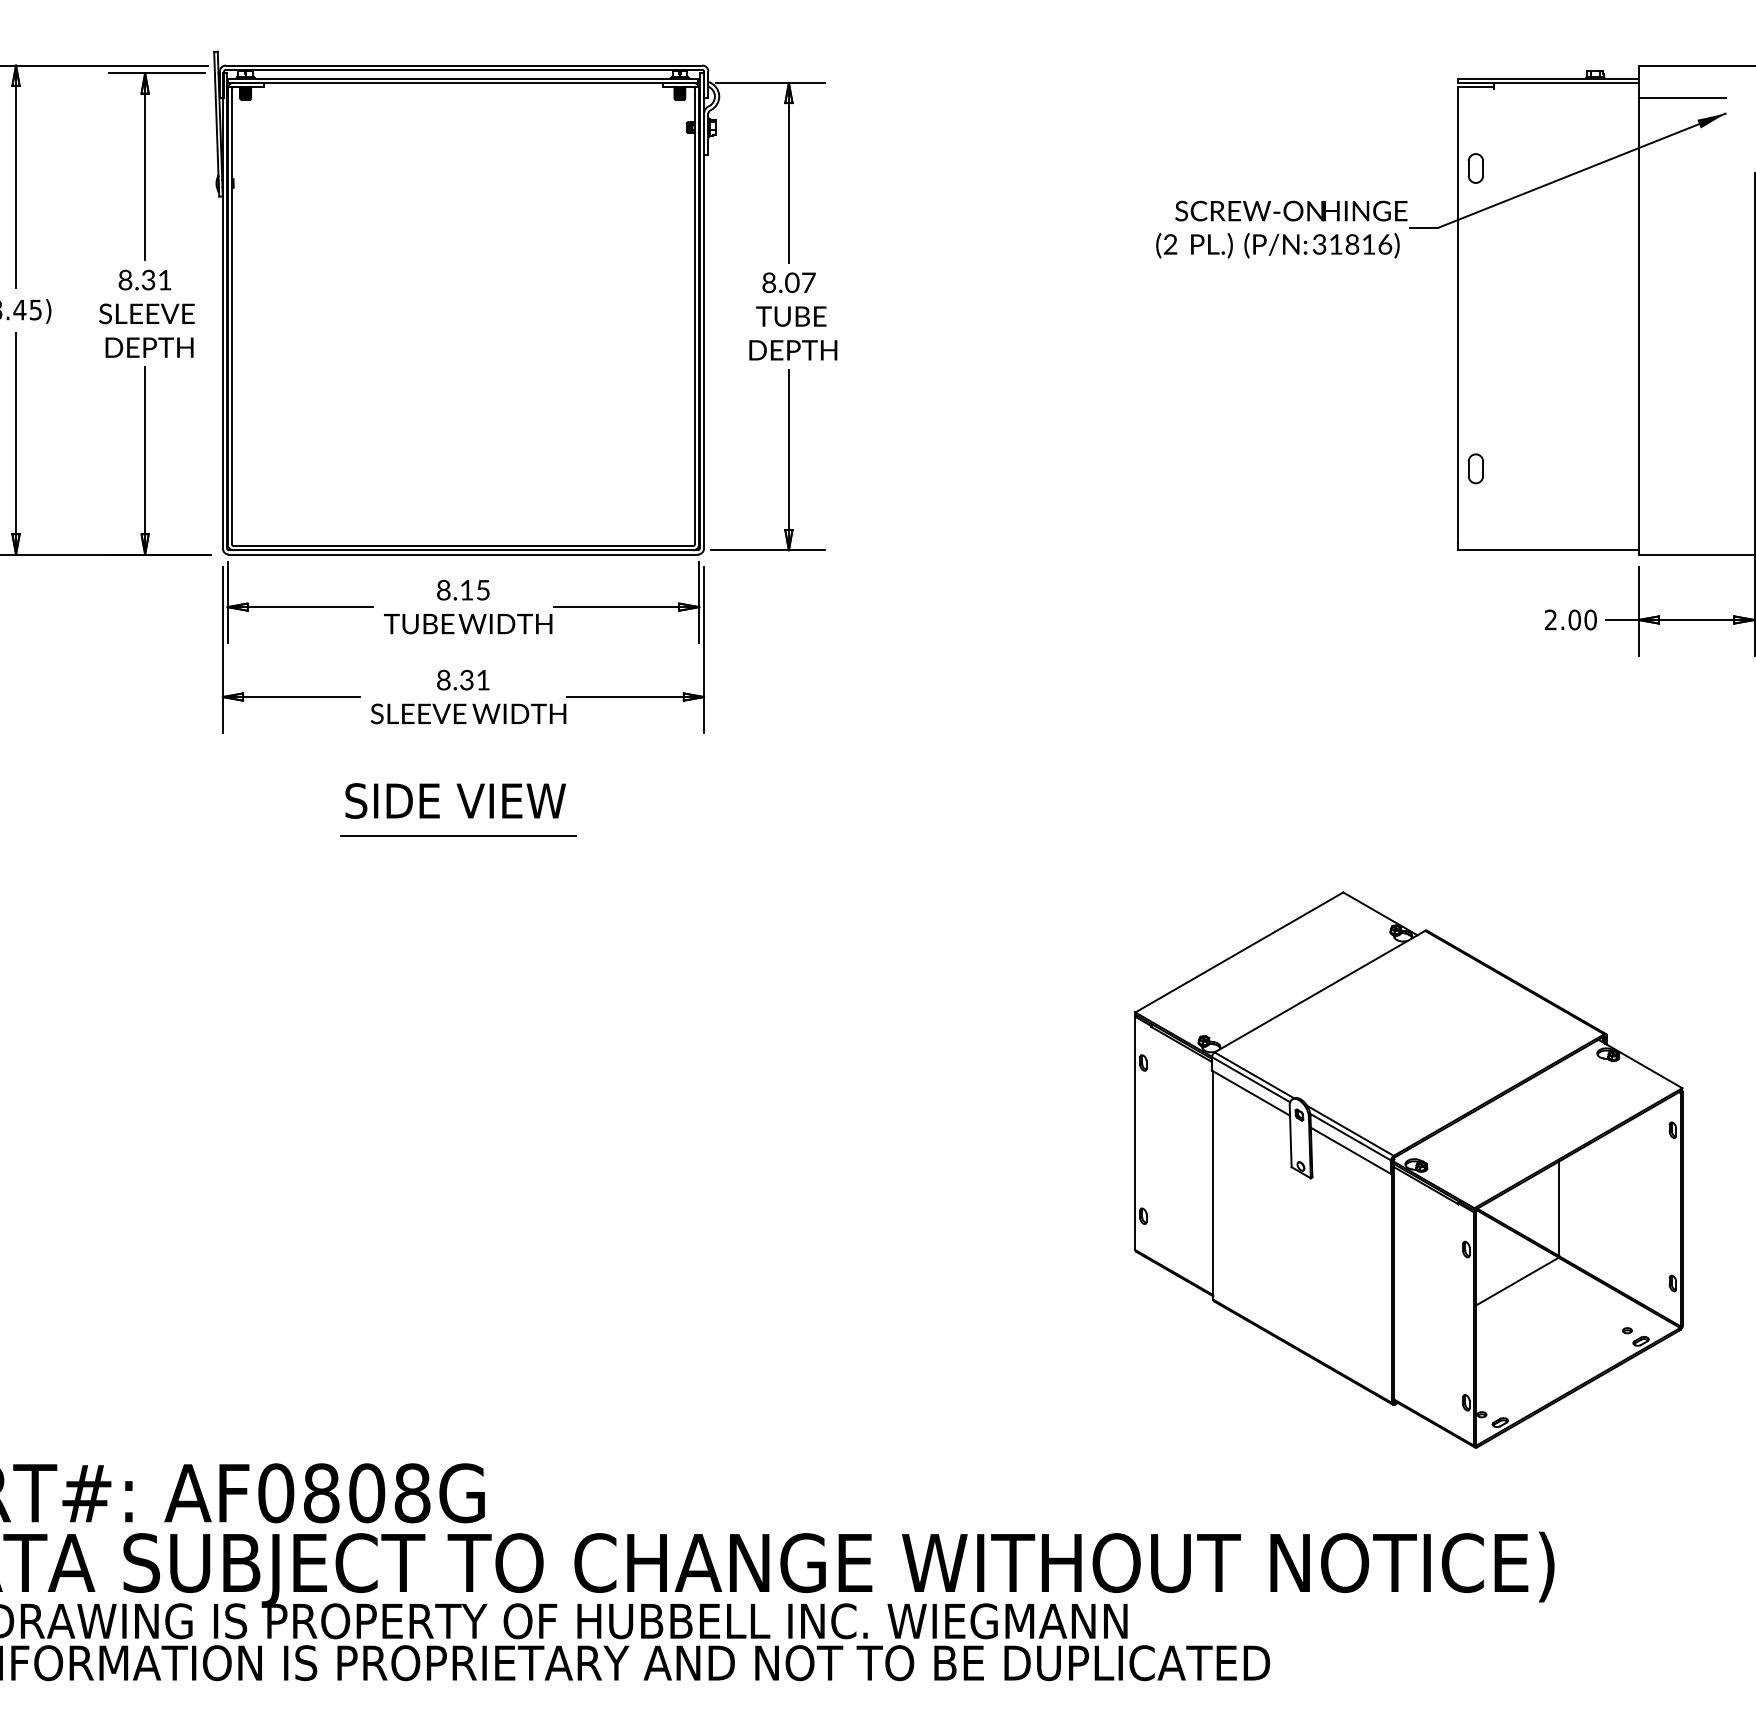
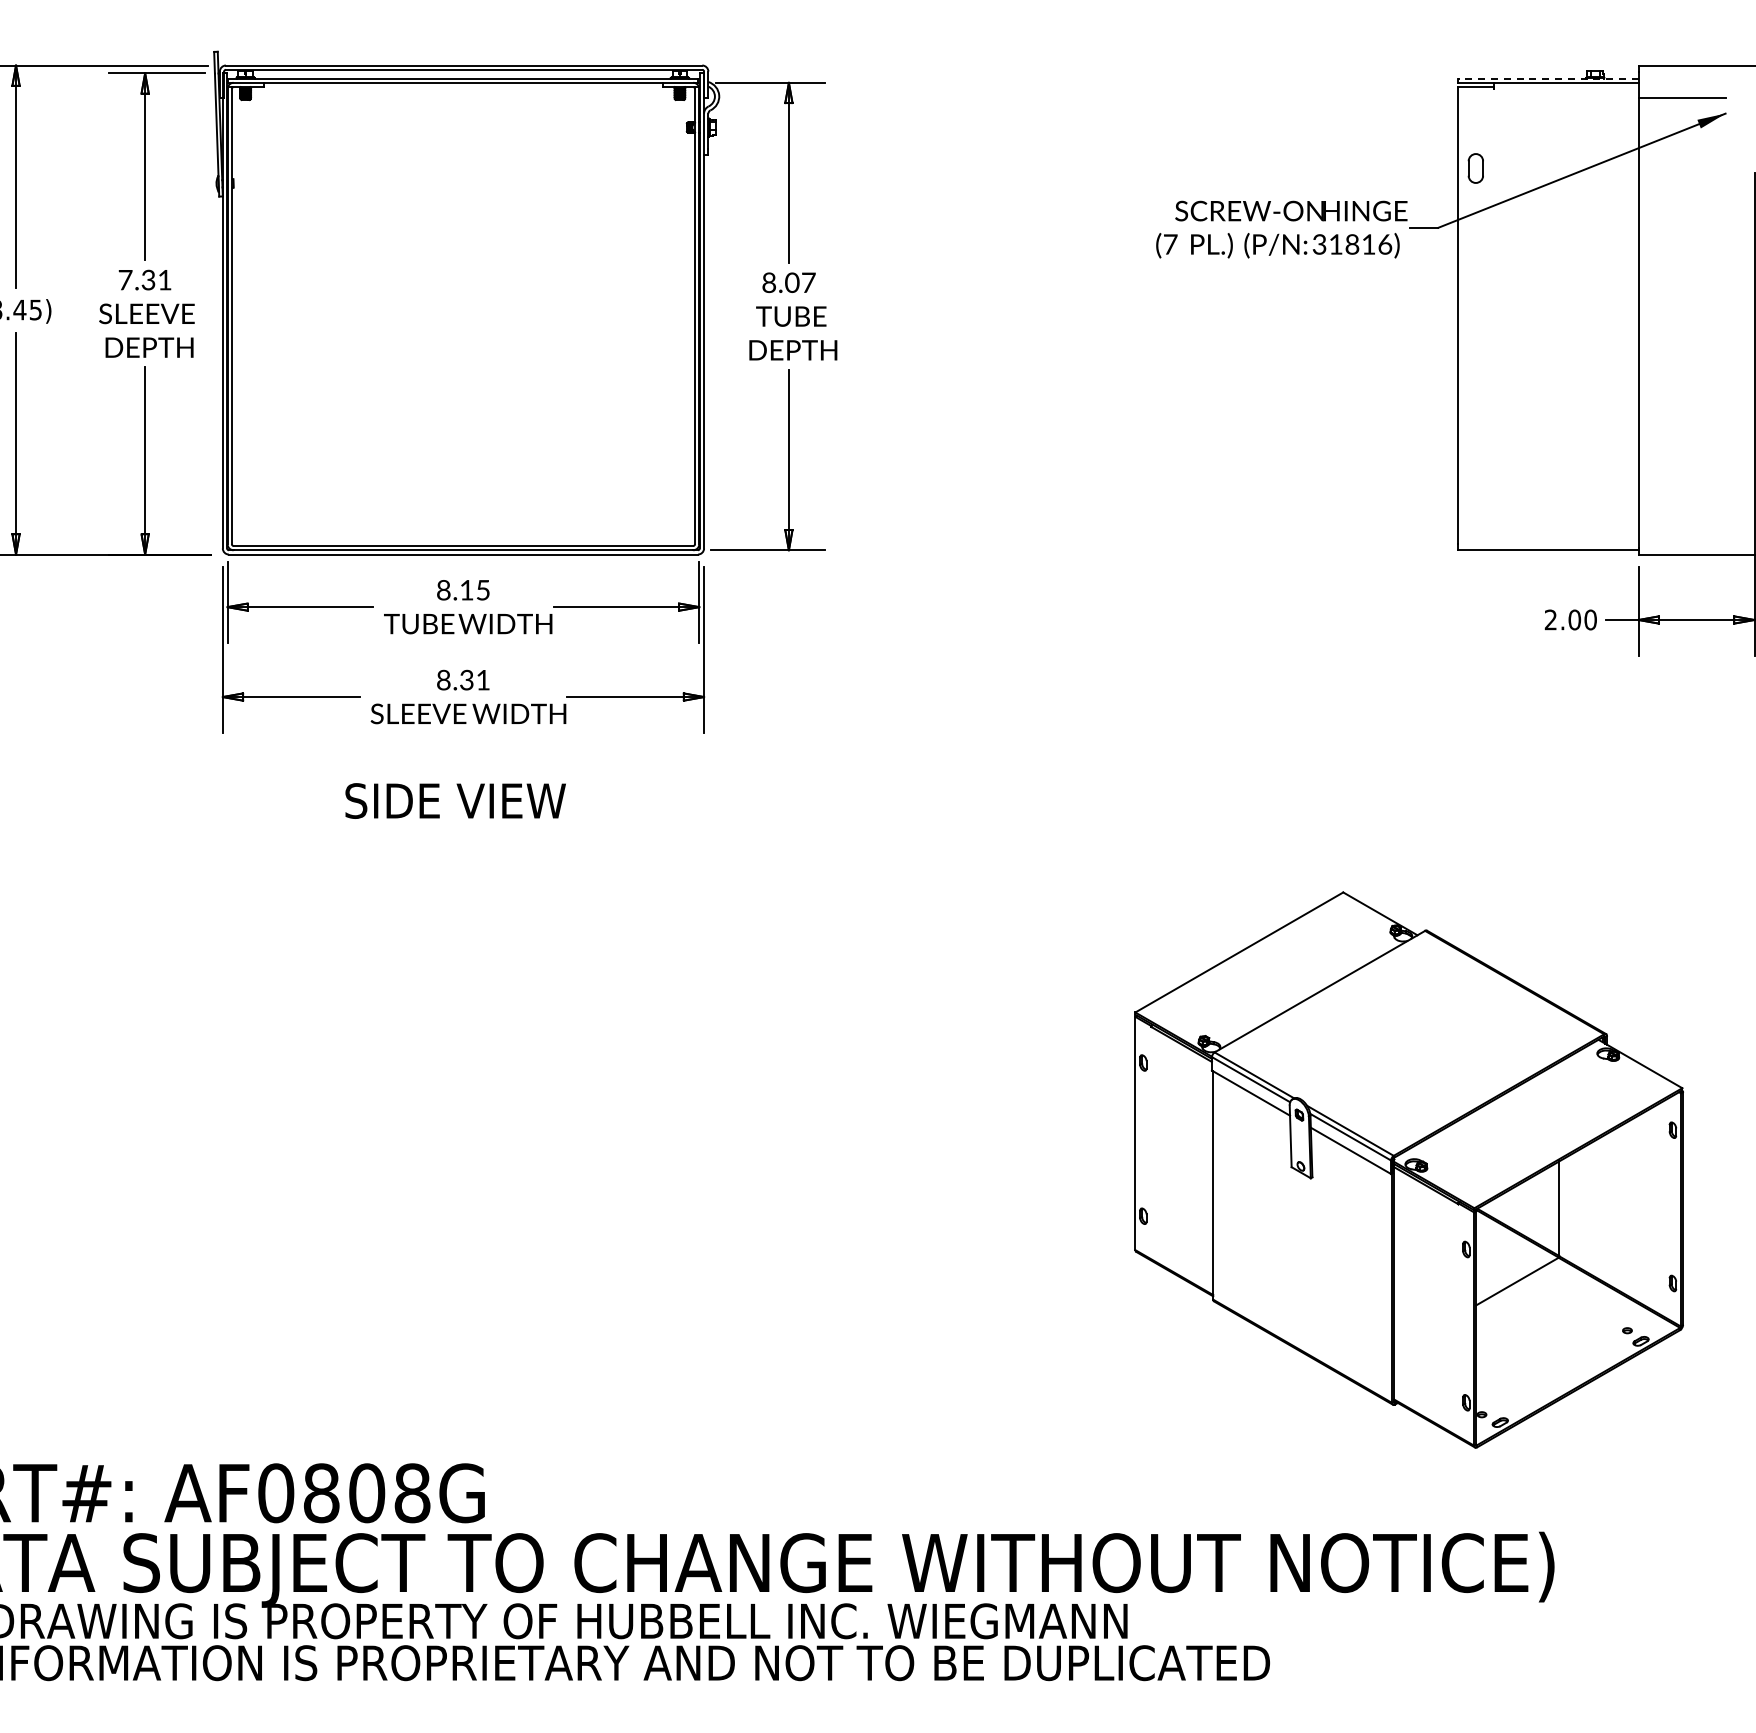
line: solid -> dashed (1547, 78)
text: (2 -> (7 (1170, 244)
text: 8.31 -> 7.31 (125, 279)
part: present -> none (1475, 468)
line: present -> none (457, 835)
